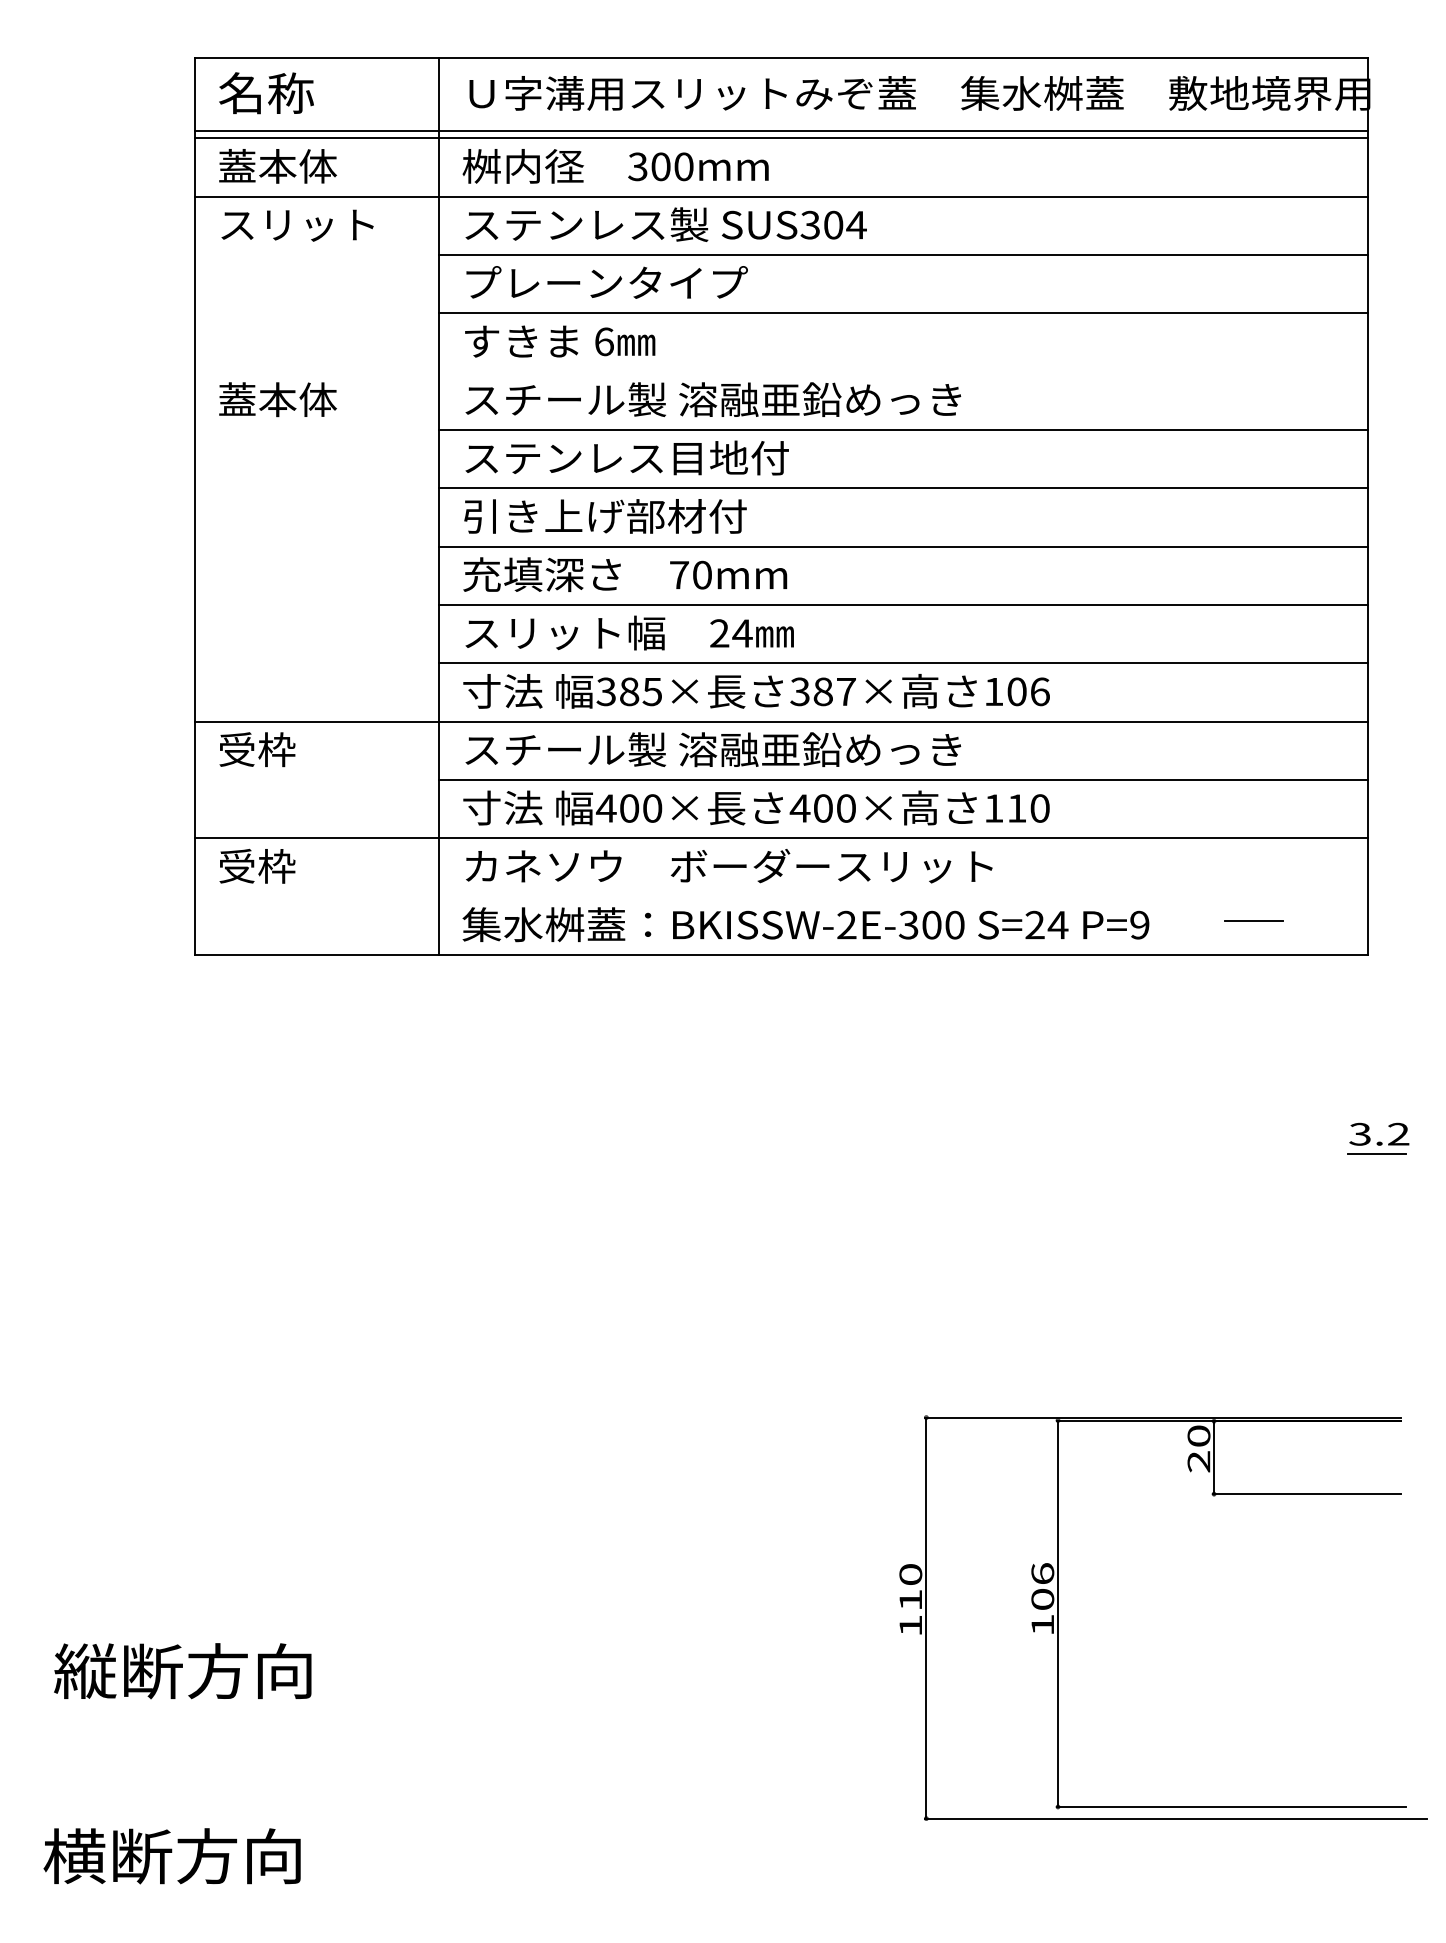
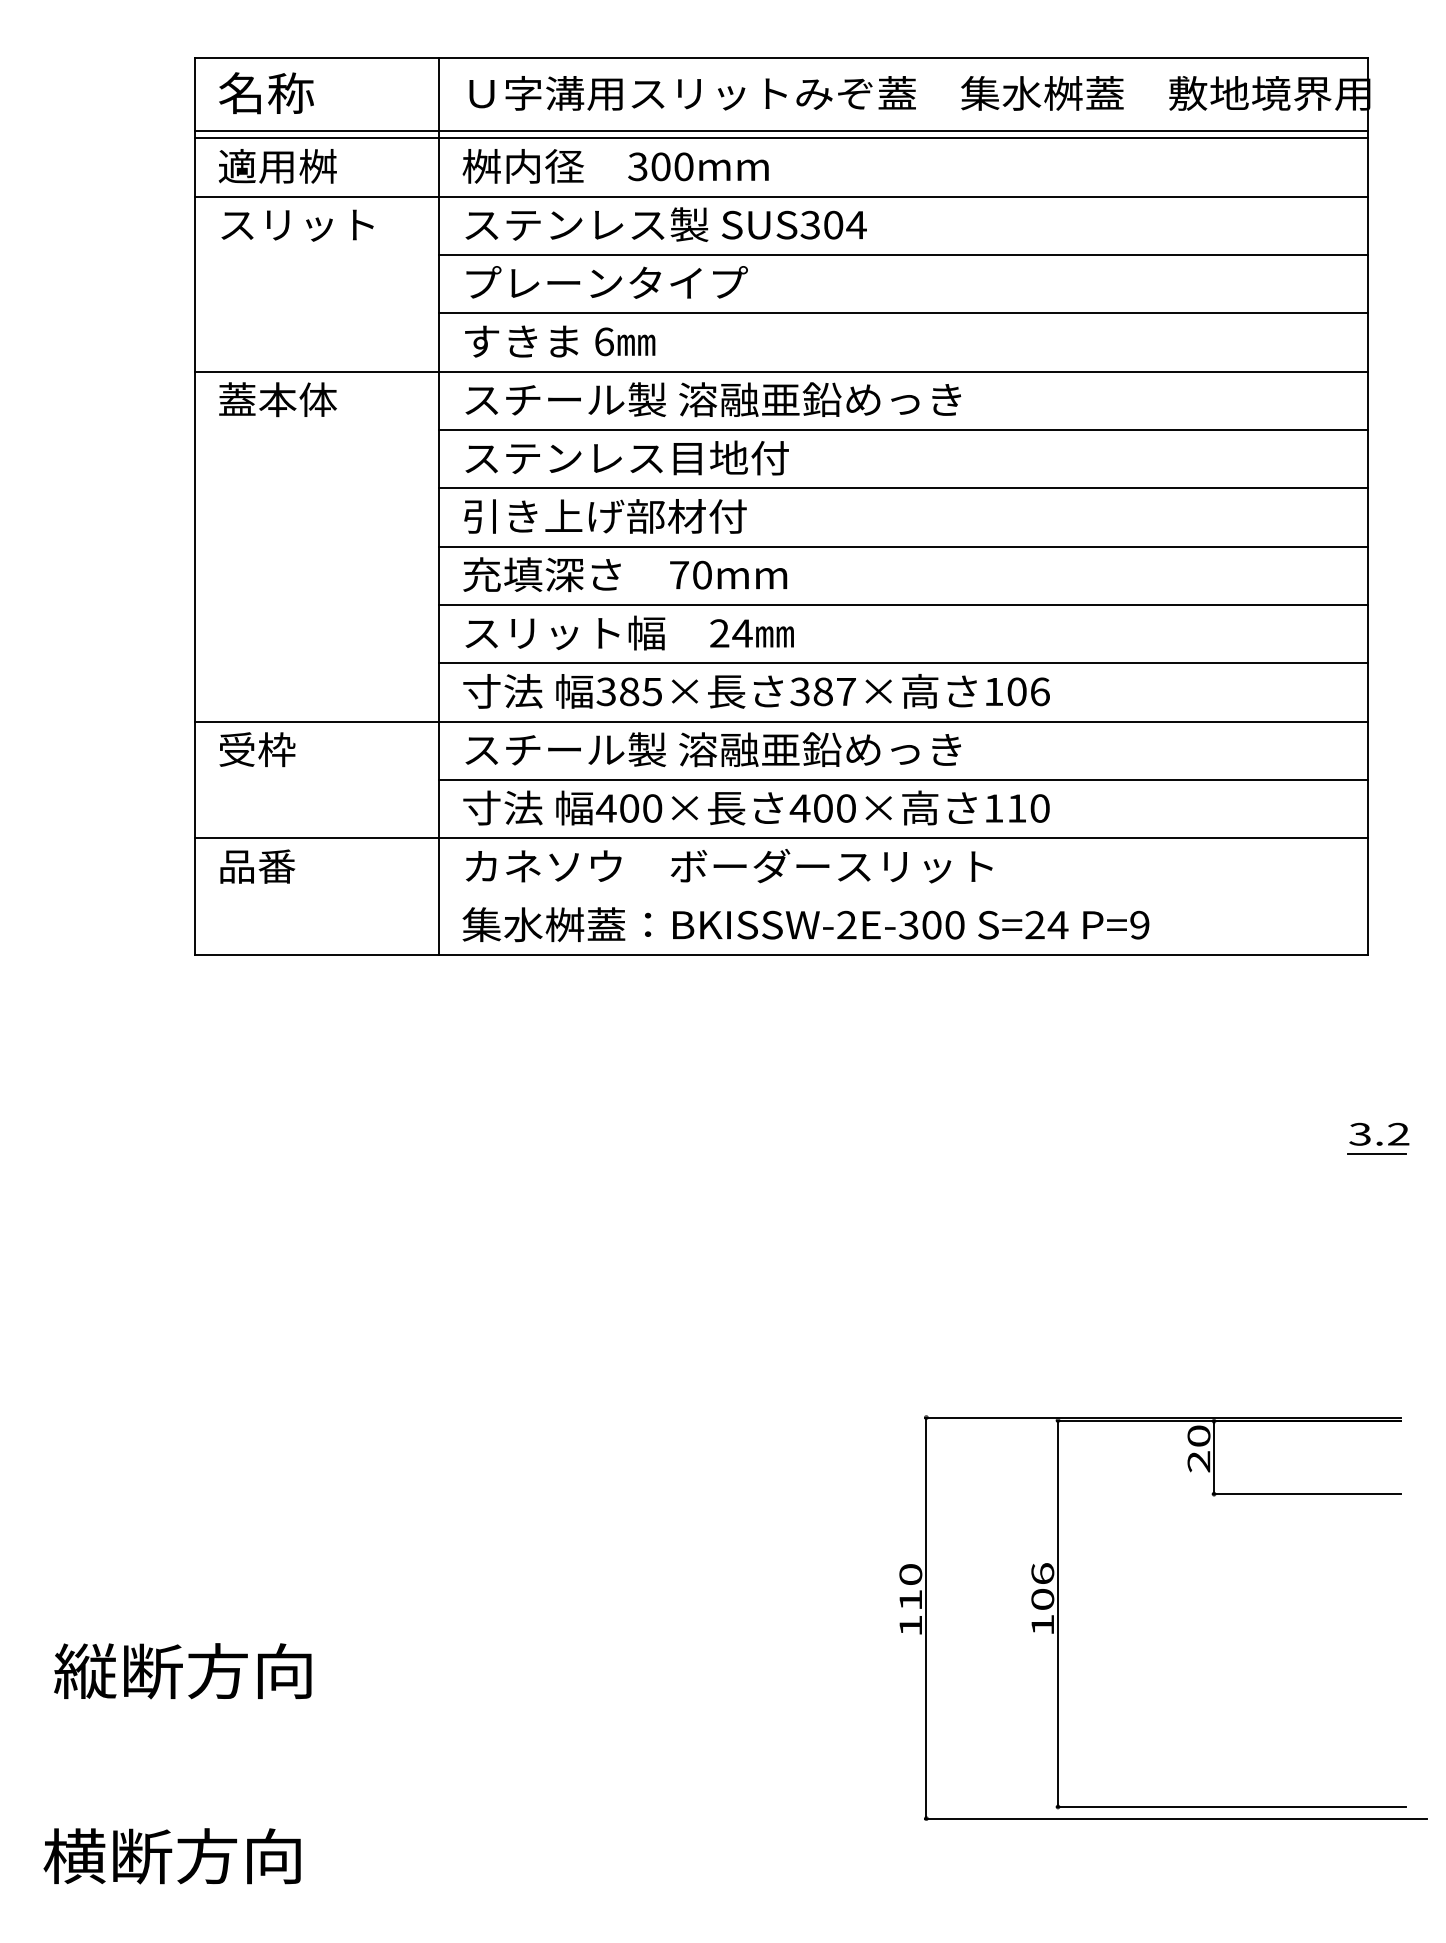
text: 蓋本体 -> 適用桝 (277, 166)
line: none -> present (781, 371)
text: 受枠 -> 品番 (257, 865)
line: present -> none (1253, 920)
